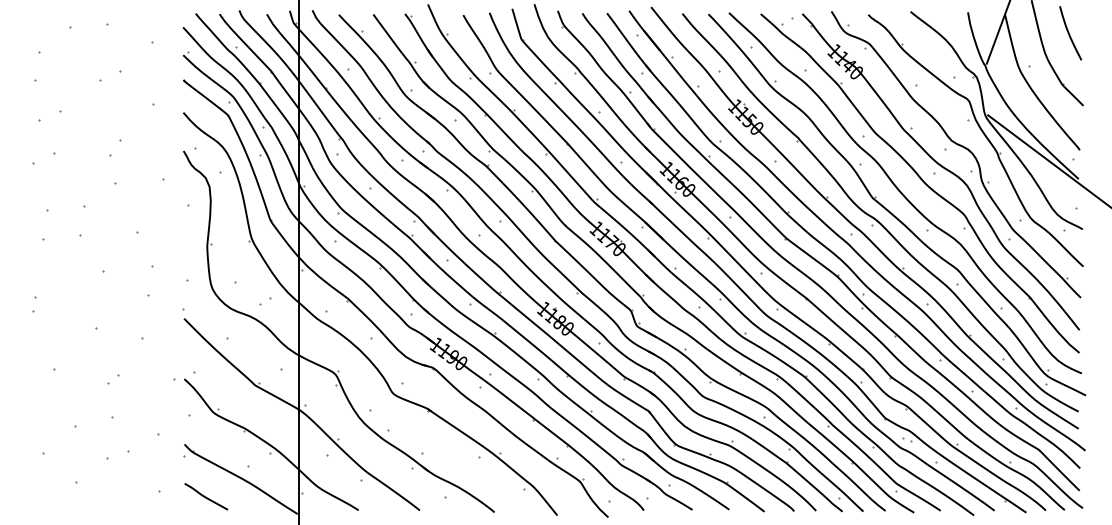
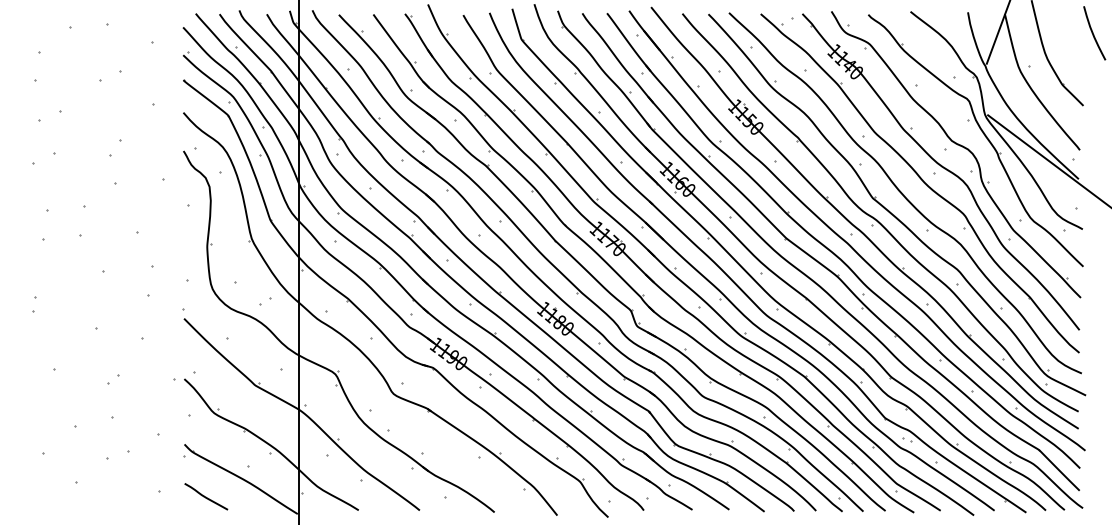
curve position: (1069, 33) -> (1093, 33) (1093, 33)
